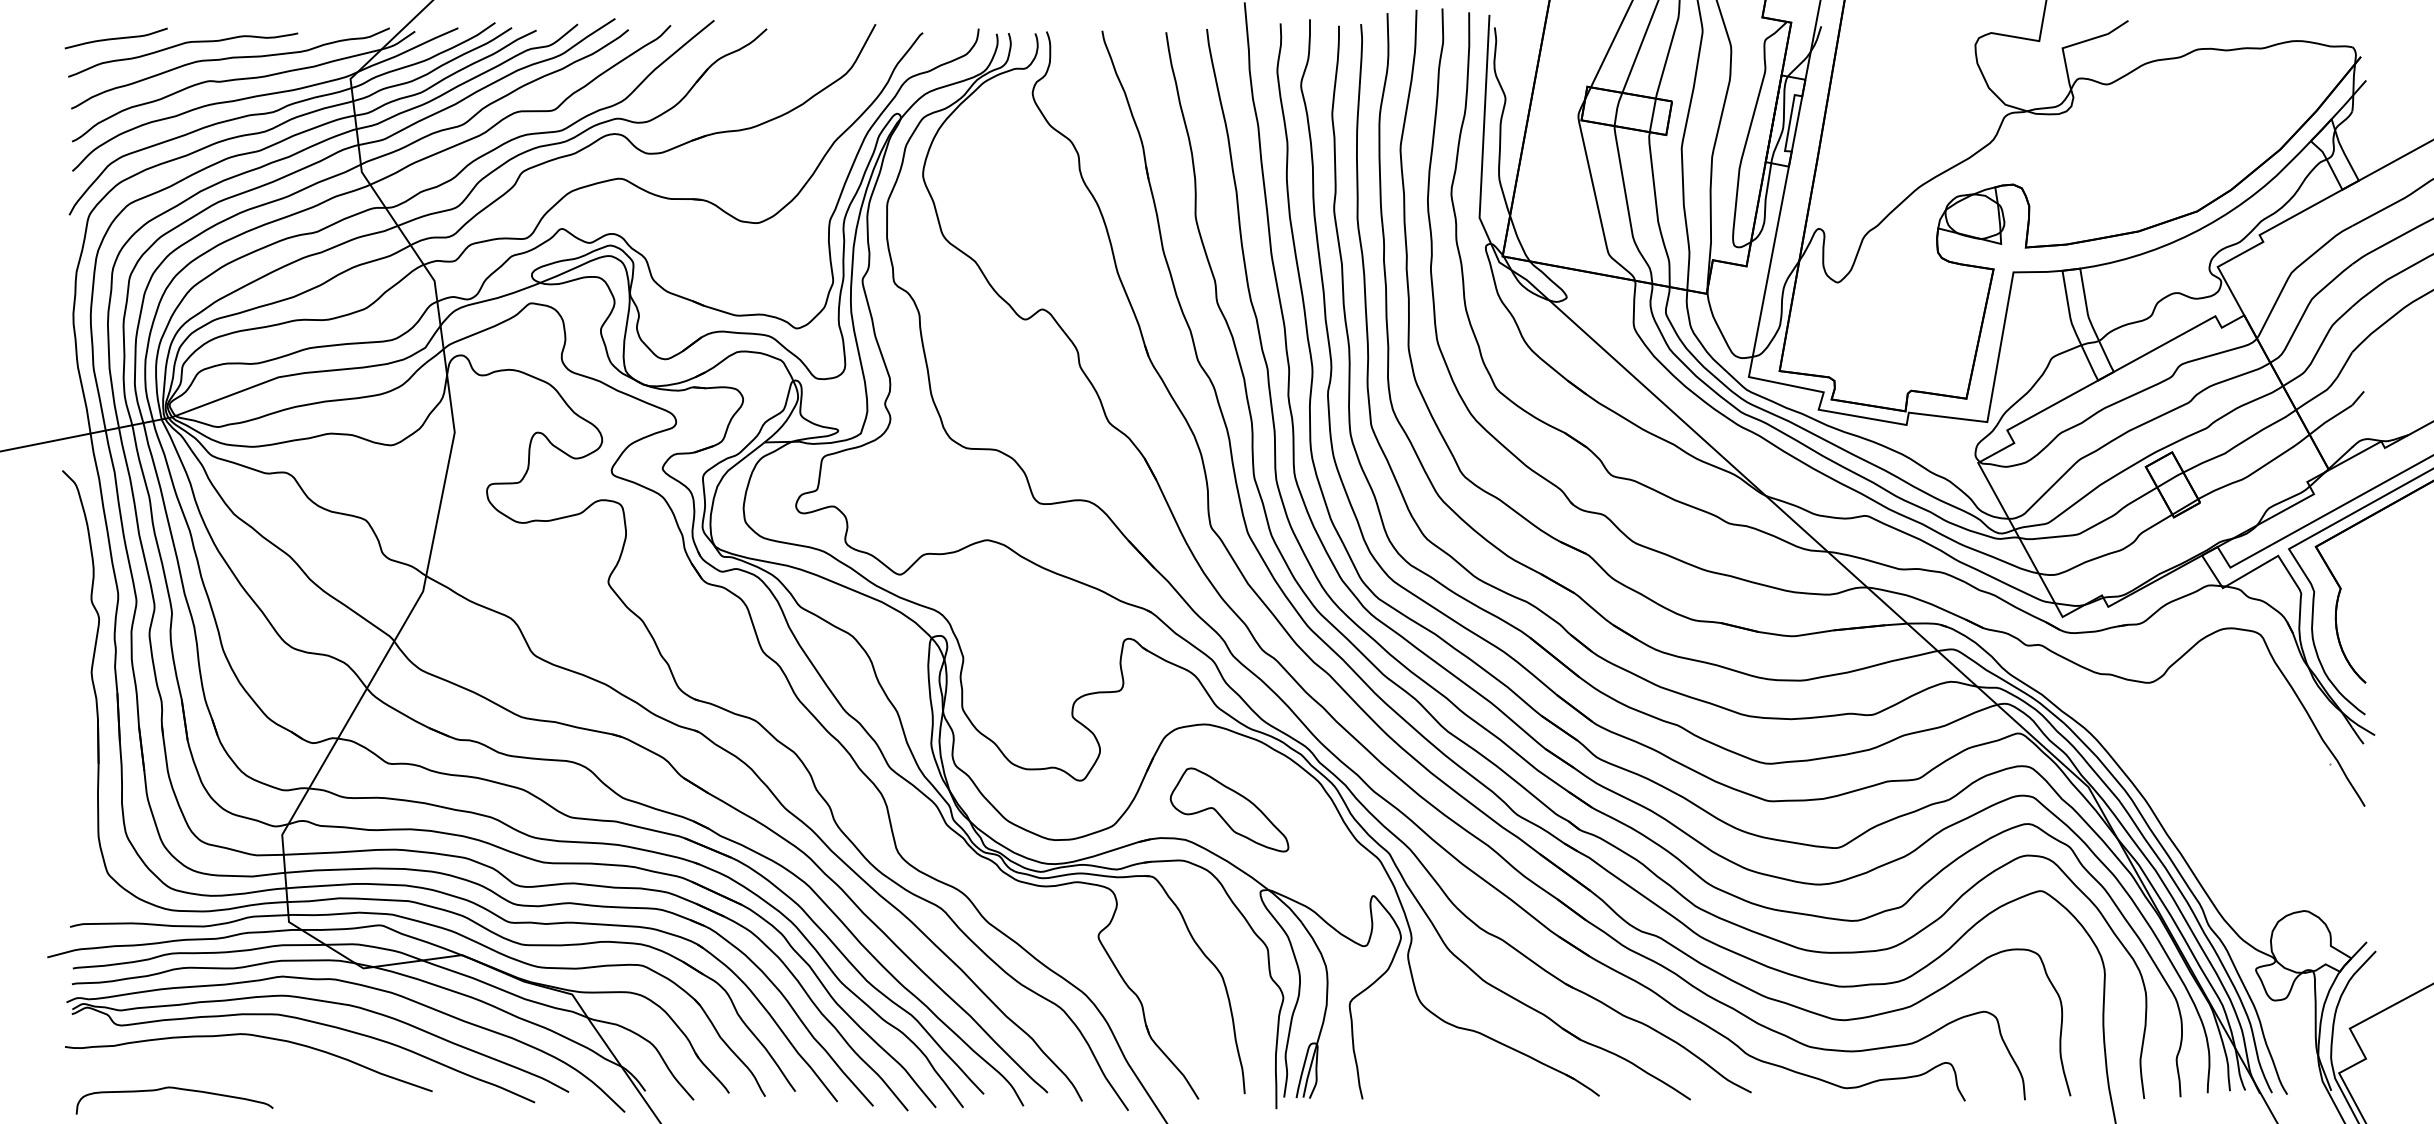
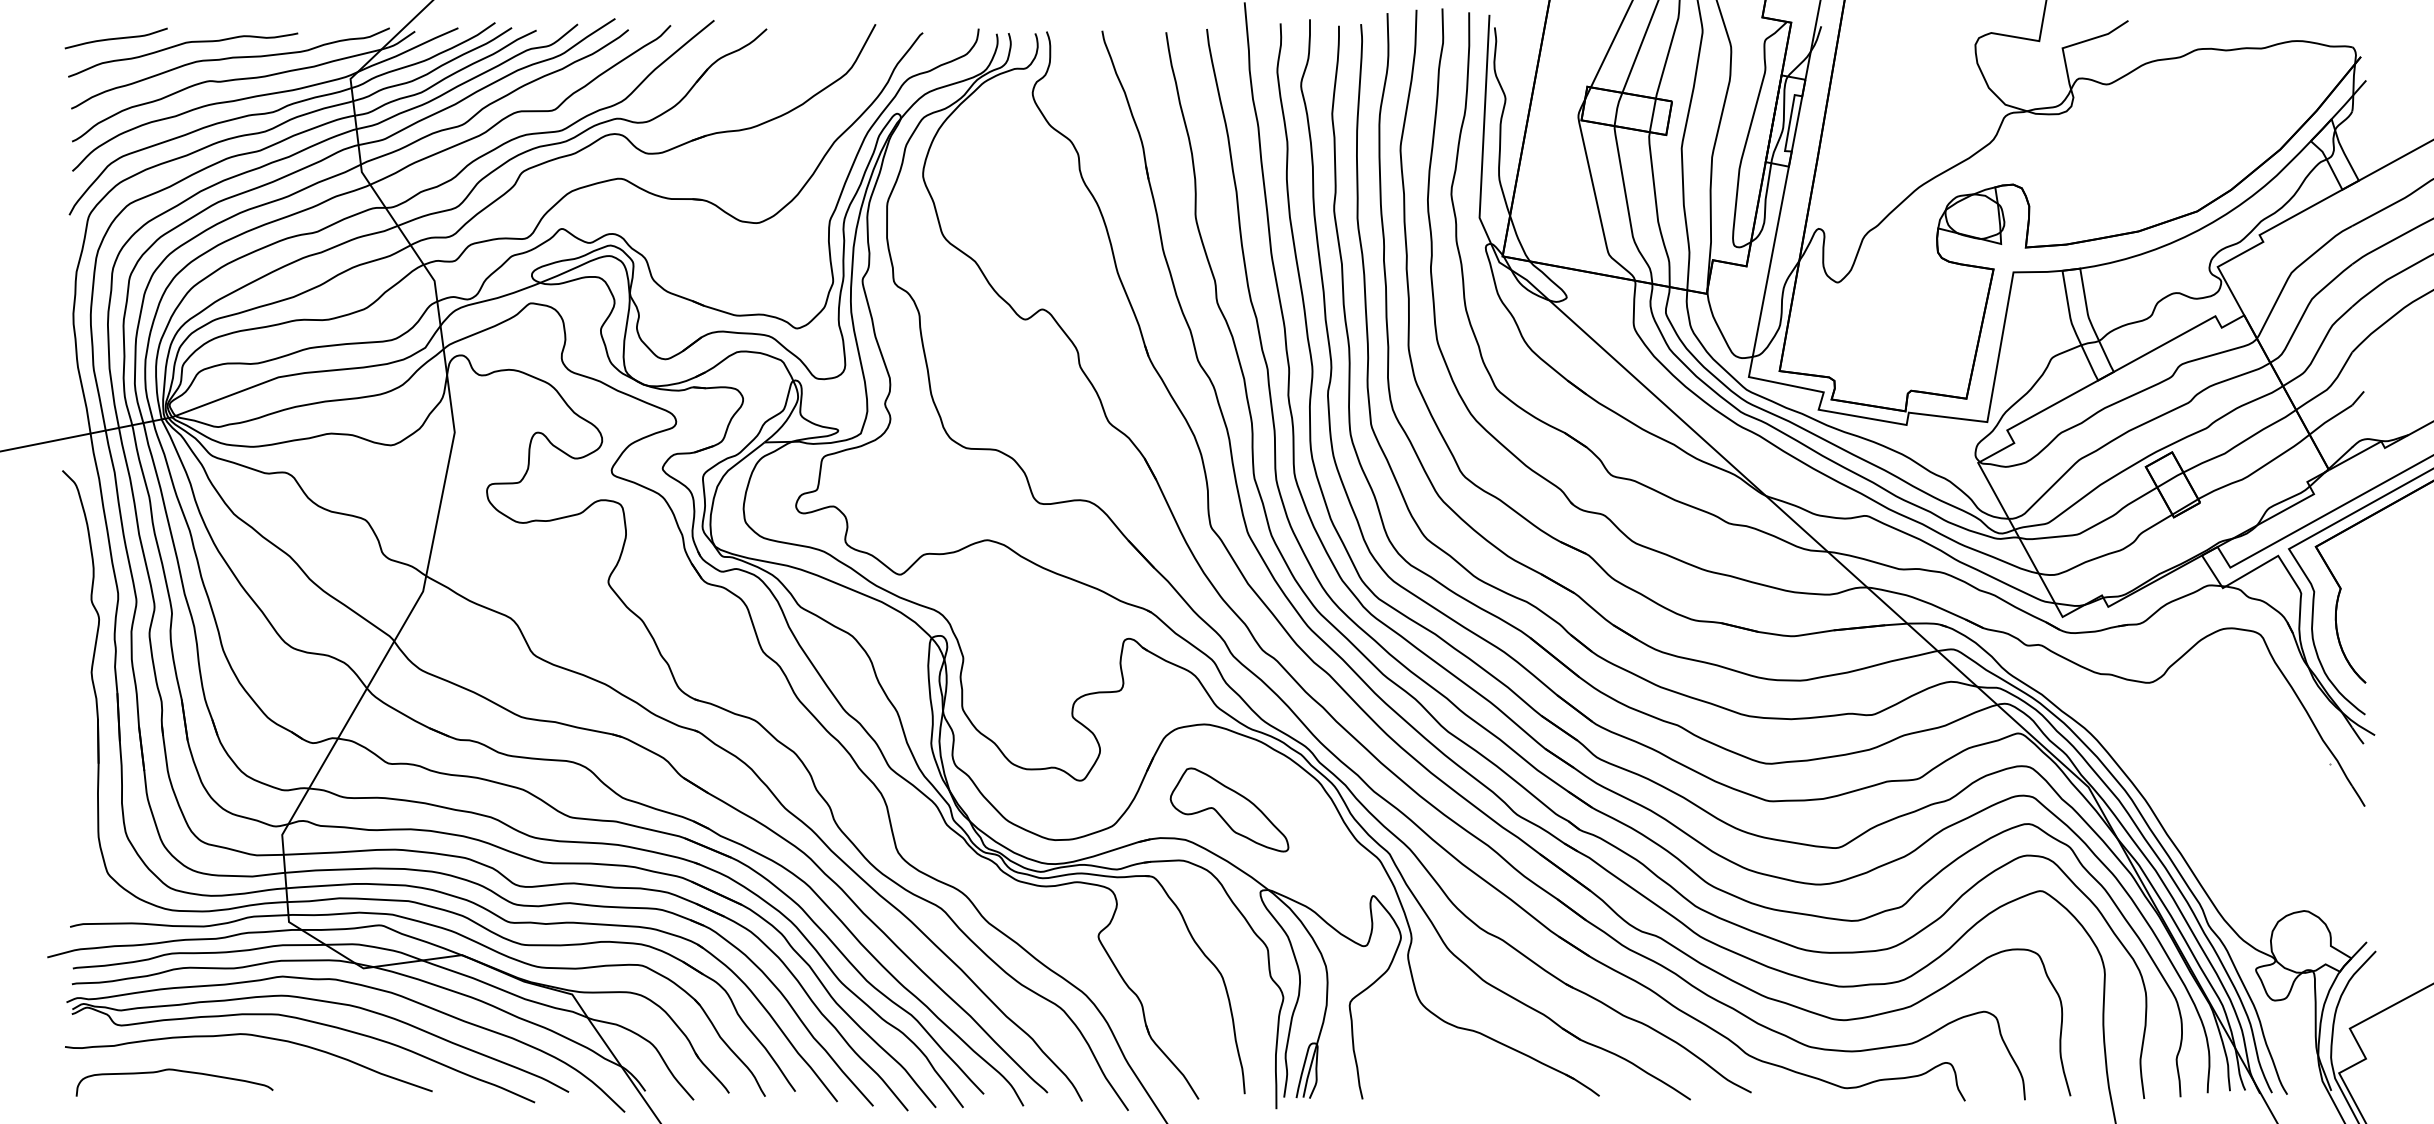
curve position: (176, 1089) -> (176, 1071) (176, 1071)
